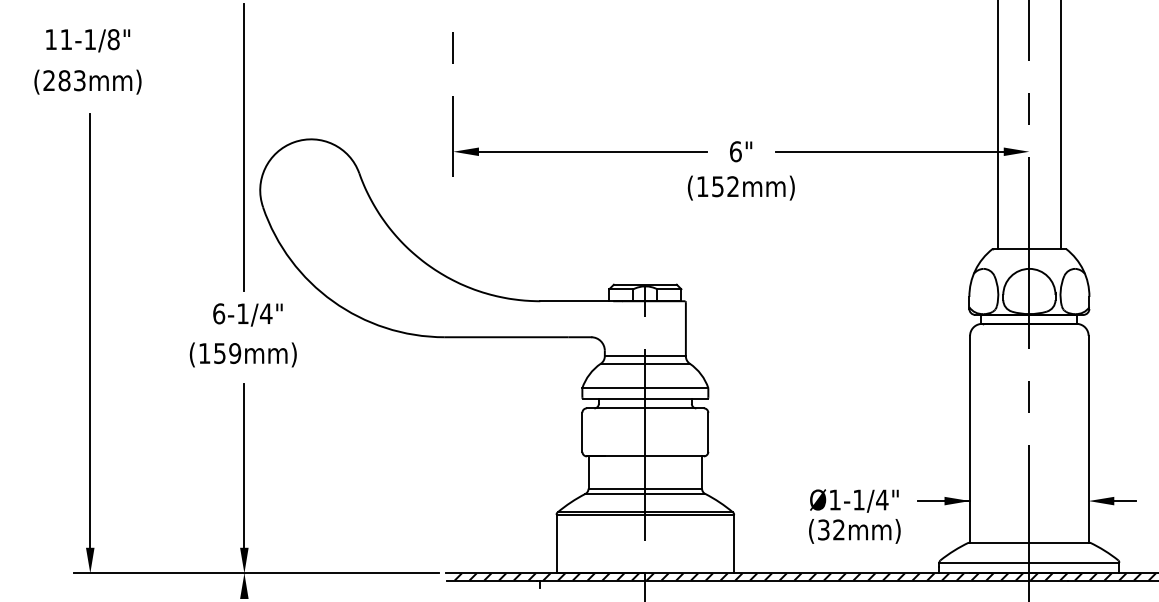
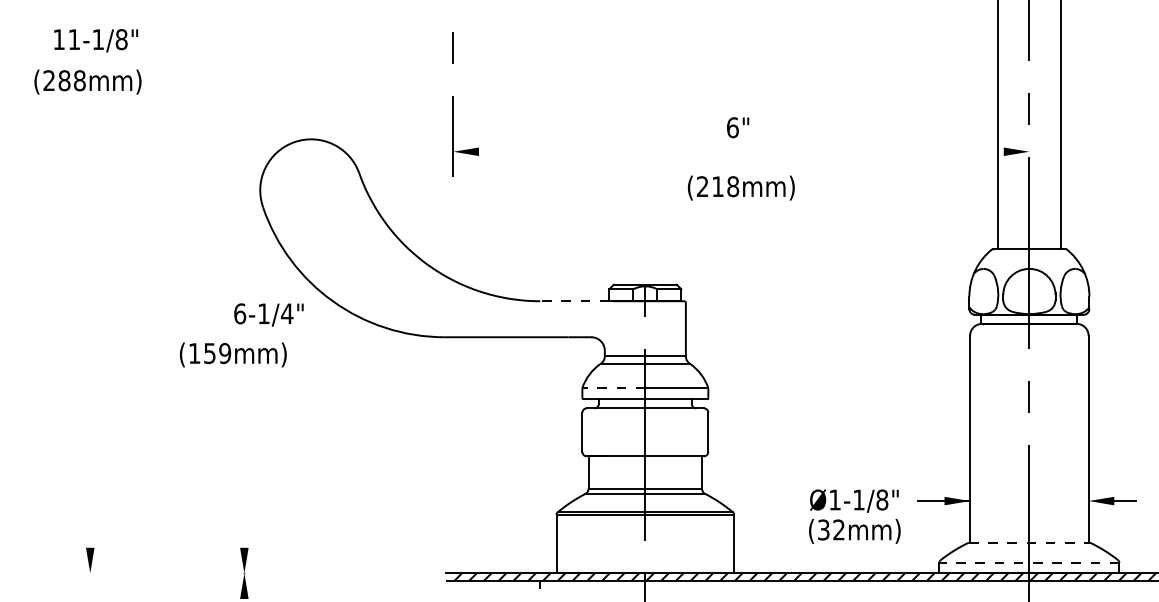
text position: (88, 40) -> (96, 40) (96, 40)
text: (283mm) -> (288mm) (79, 80)
line: present -> none (244, 147)
line: present -> none (592, 151)
text position: (741, 151) -> (738, 127) (738, 127)
line: present -> none (889, 151)
text: (152mm) -> (218mm) (717, 186)
line: solid -> dashed (574, 301)
text position: (247, 314) -> (268, 314) (268, 314)
line: present -> none (90, 330)
text position: (242, 354) -> (232, 354) (232, 354)
line: solid -> dashed (613, 388)
line: present -> none (244, 465)
text: Ø1-1/4" -> Ø1-1/8" (882, 499)
line: solid -> dashed (1029, 542)
line: solid -> dashed (1028, 562)
line: present -> none (256, 573)
